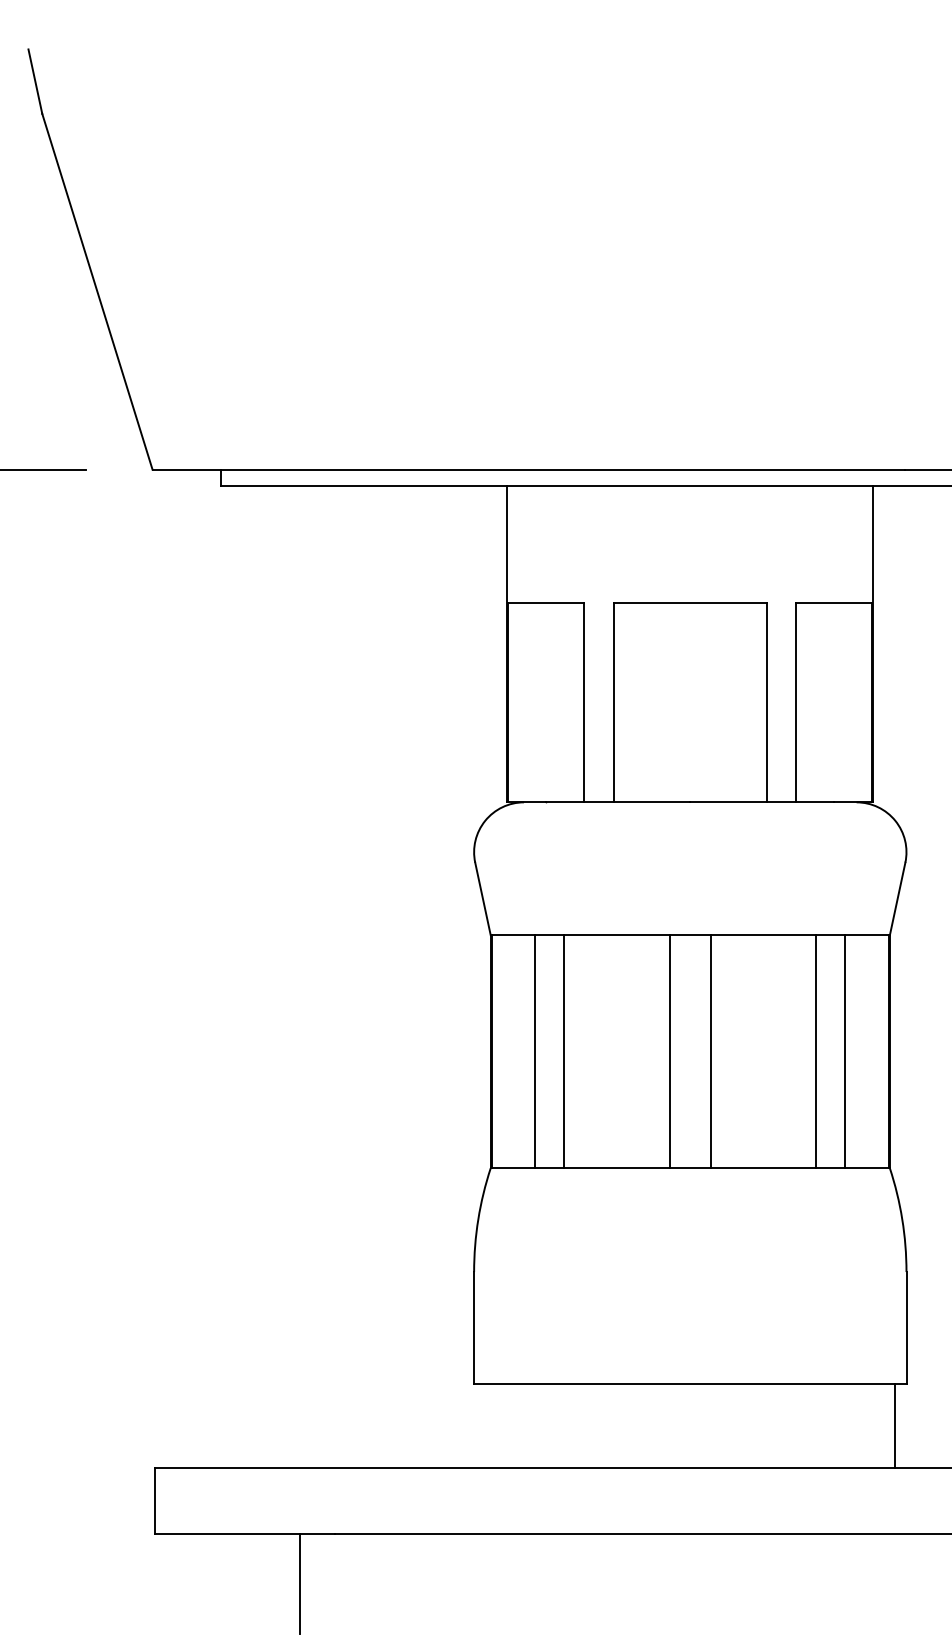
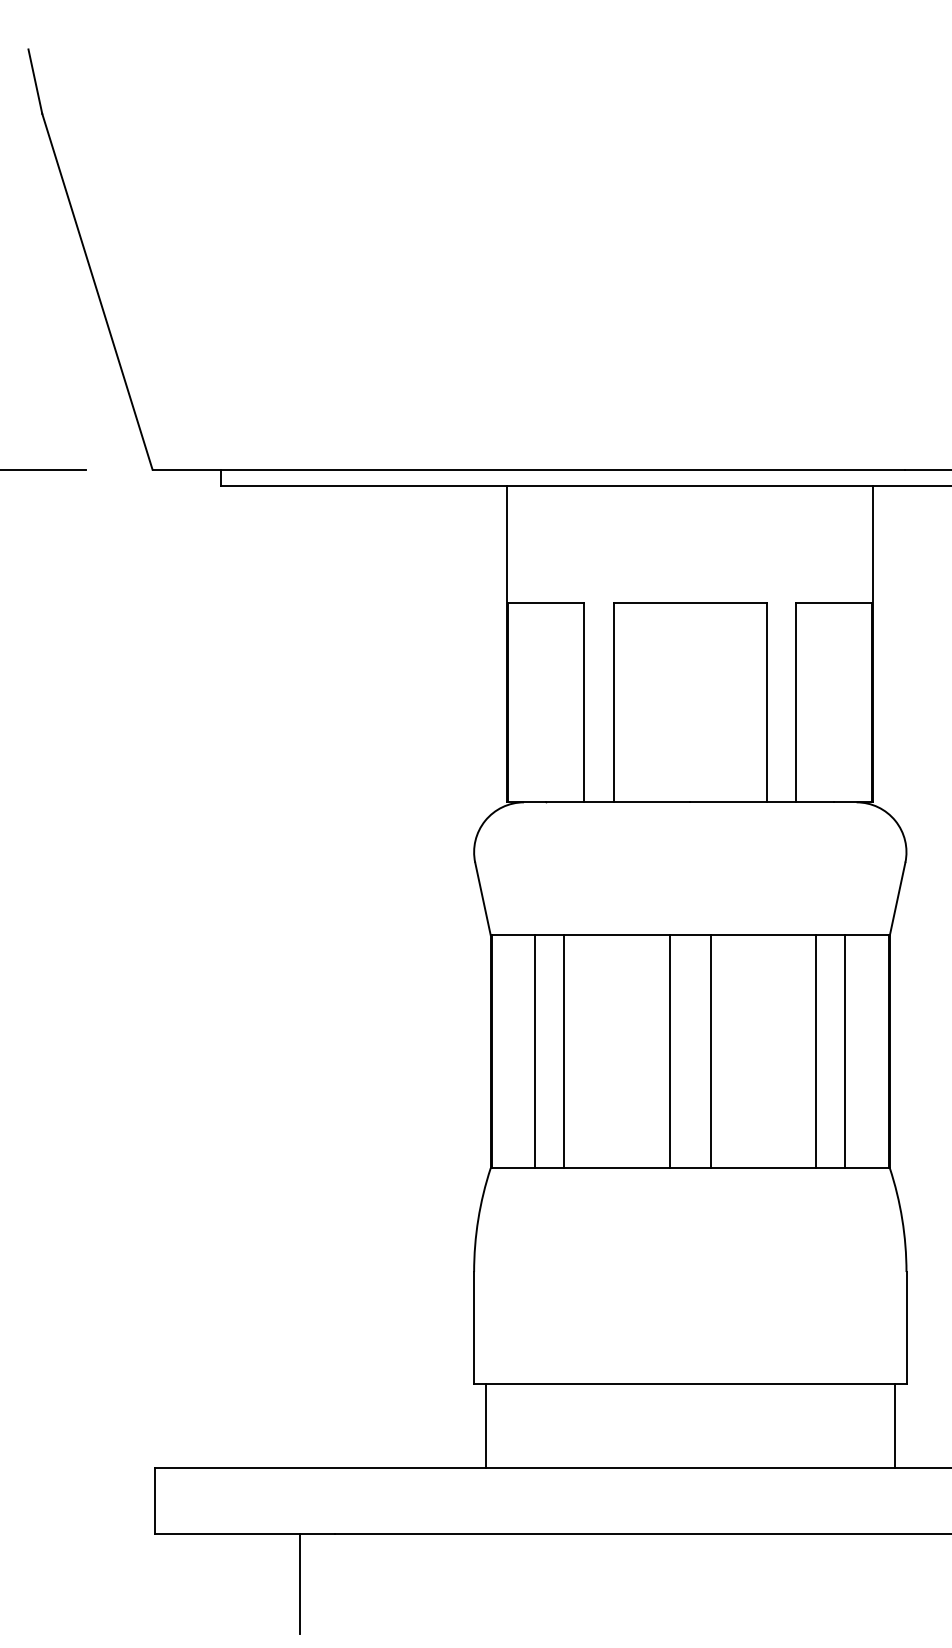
line: none -> present (485, 1425)
